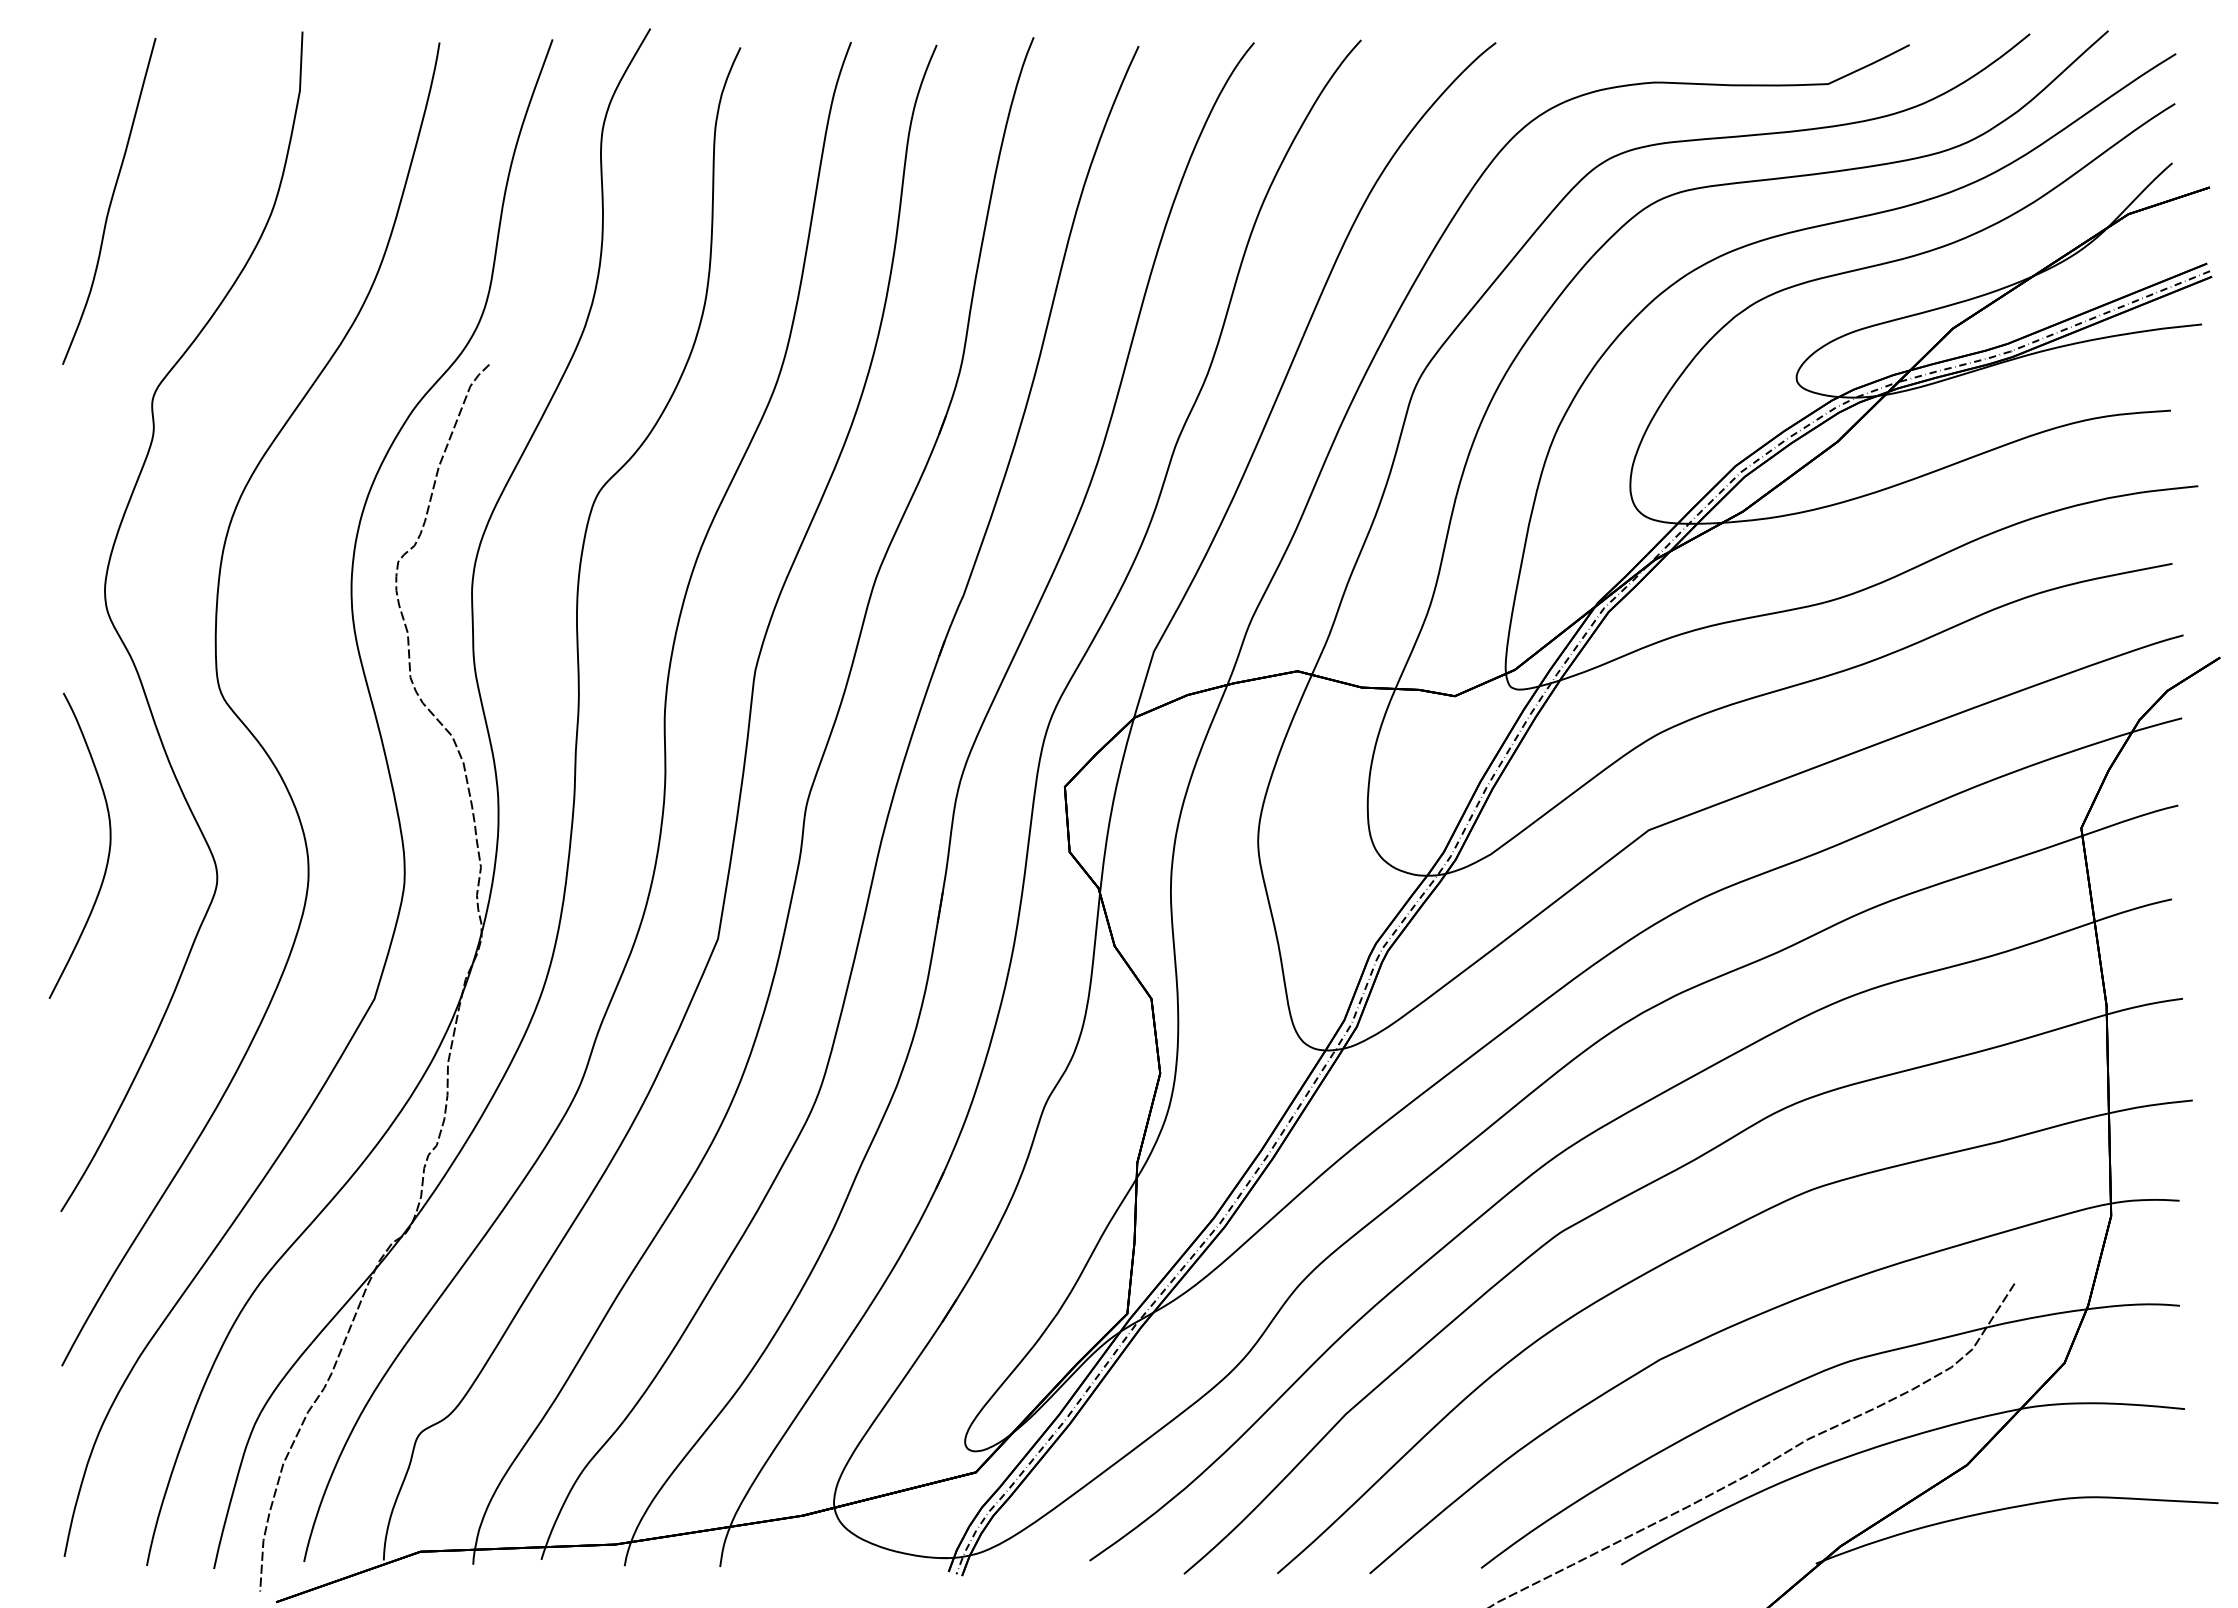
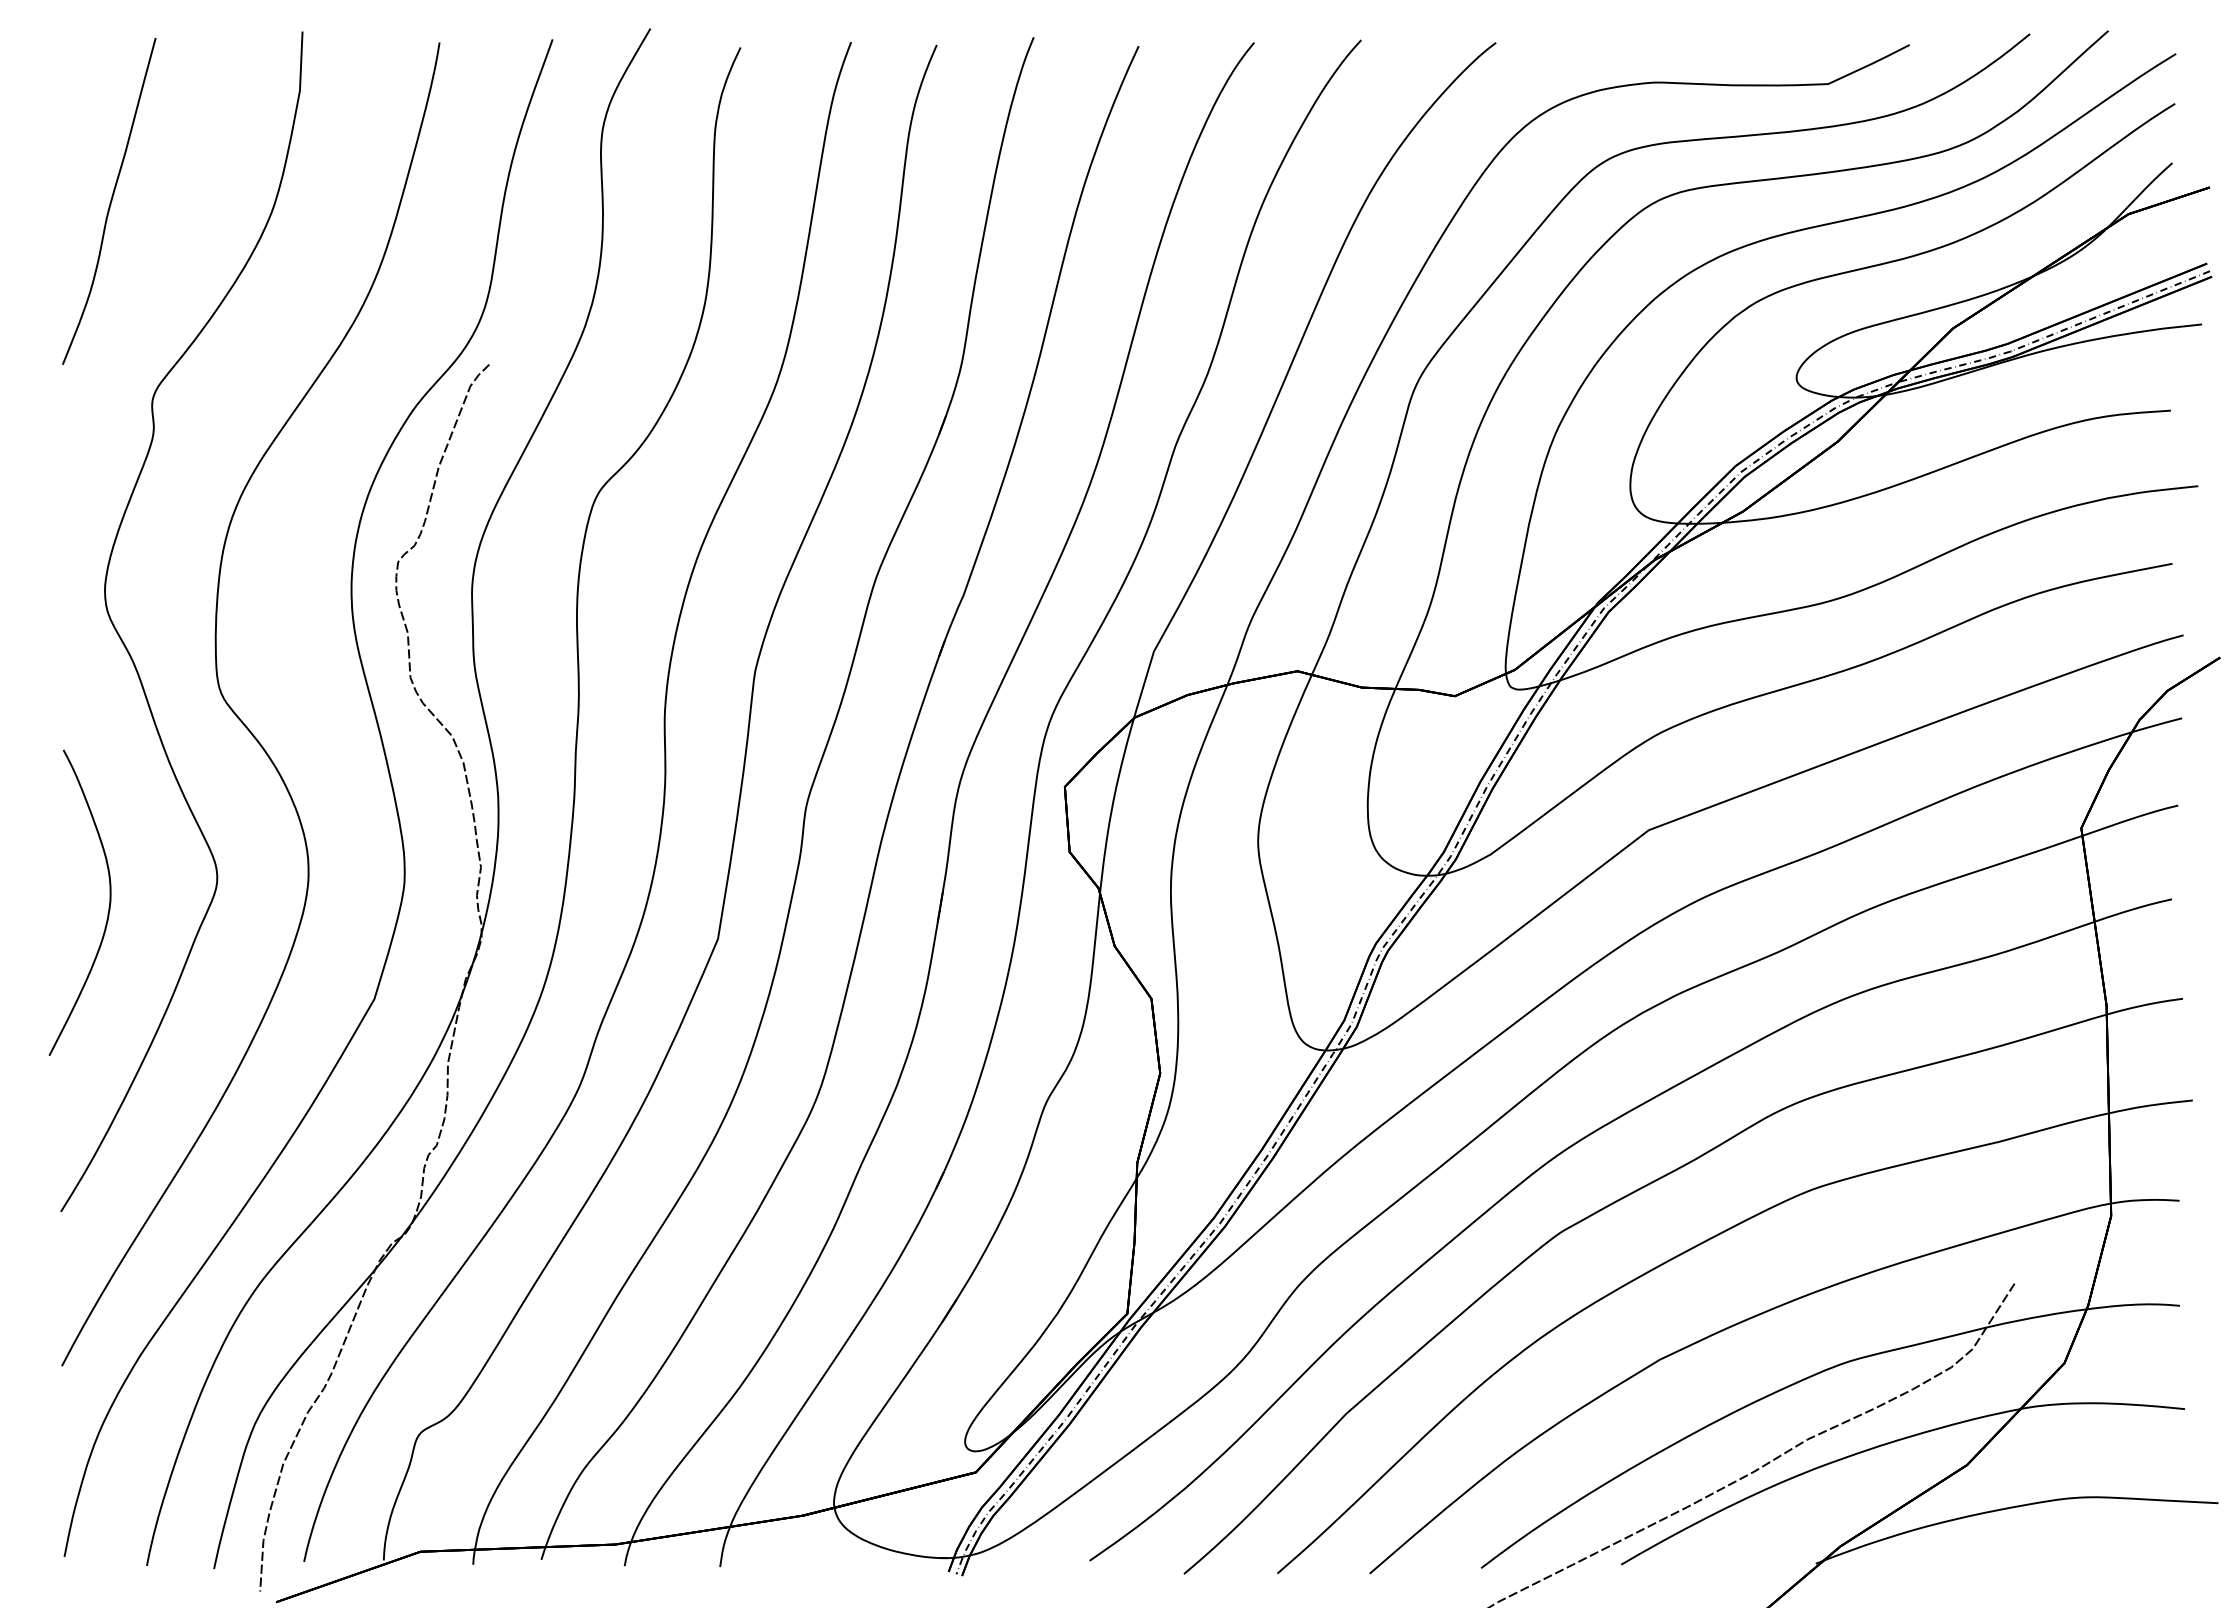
curve position: (108, 849) -> (108, 906) (108, 906)
